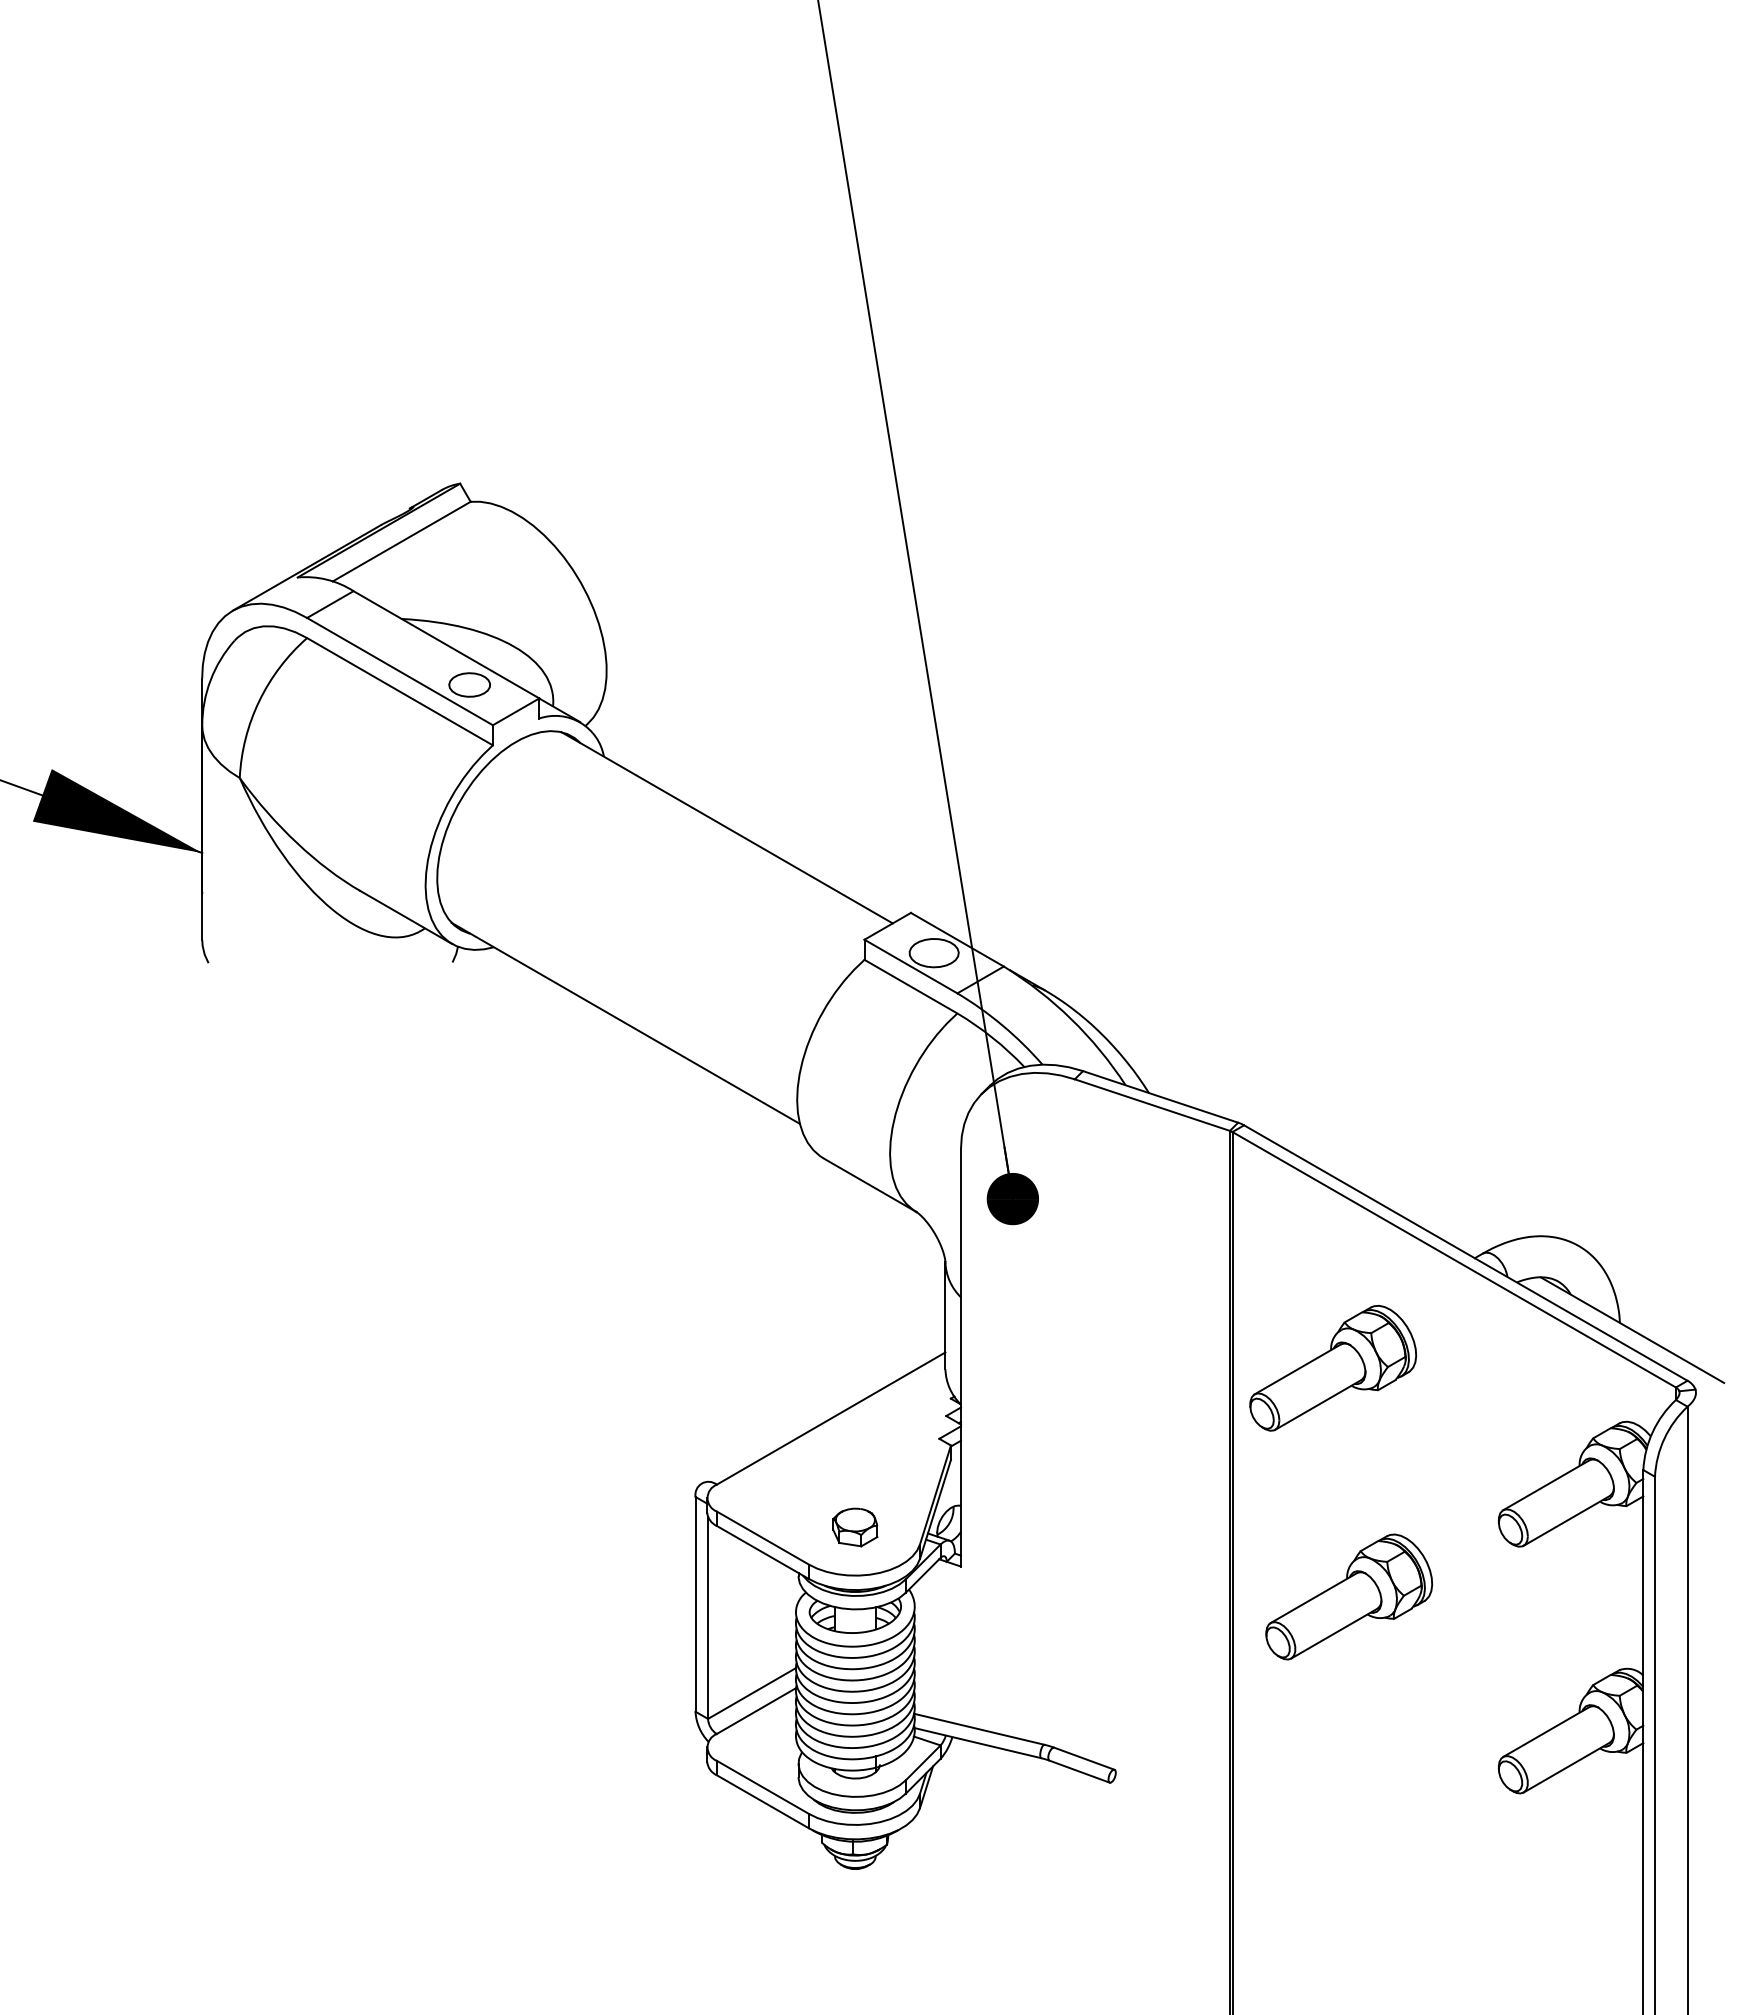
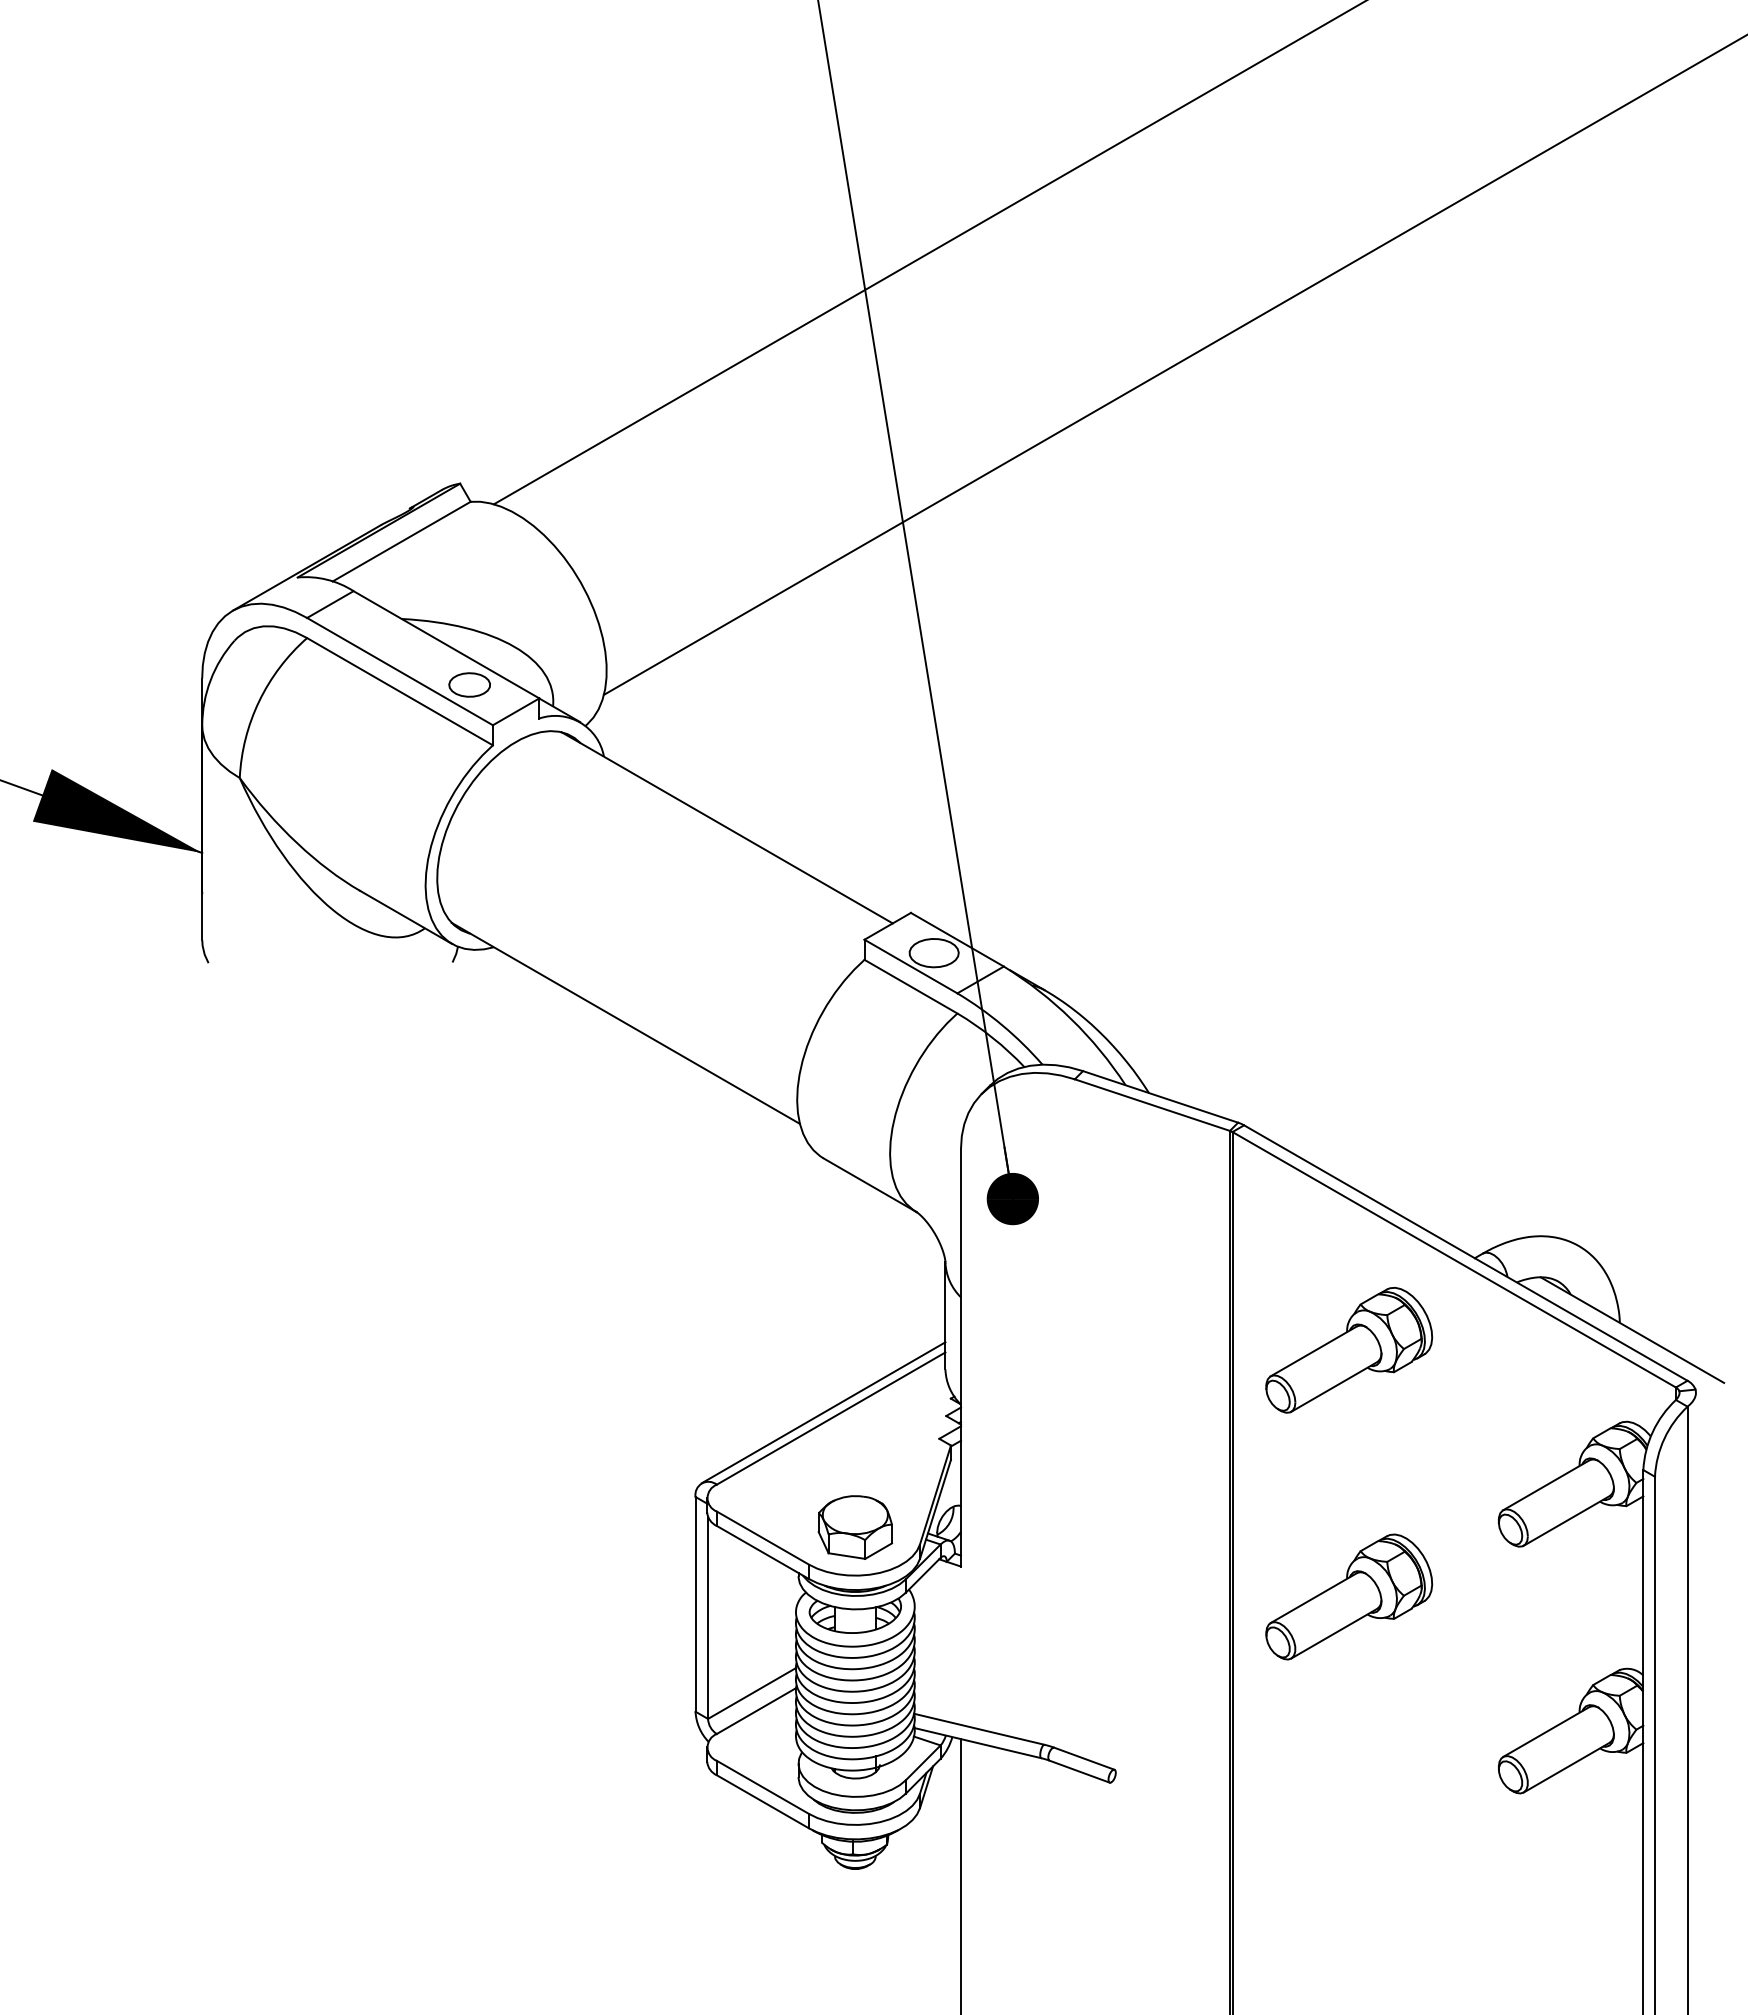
line: none -> present (928, 253)
line: none -> present (1173, 365)
part position: (1333, 1368) -> (1349, 1350) (1349, 1350)
line: none -> present (823, 1412)
part size: 47x41 px -> 77x65 px (855, 1527)
line: none -> present (961, 1875)
